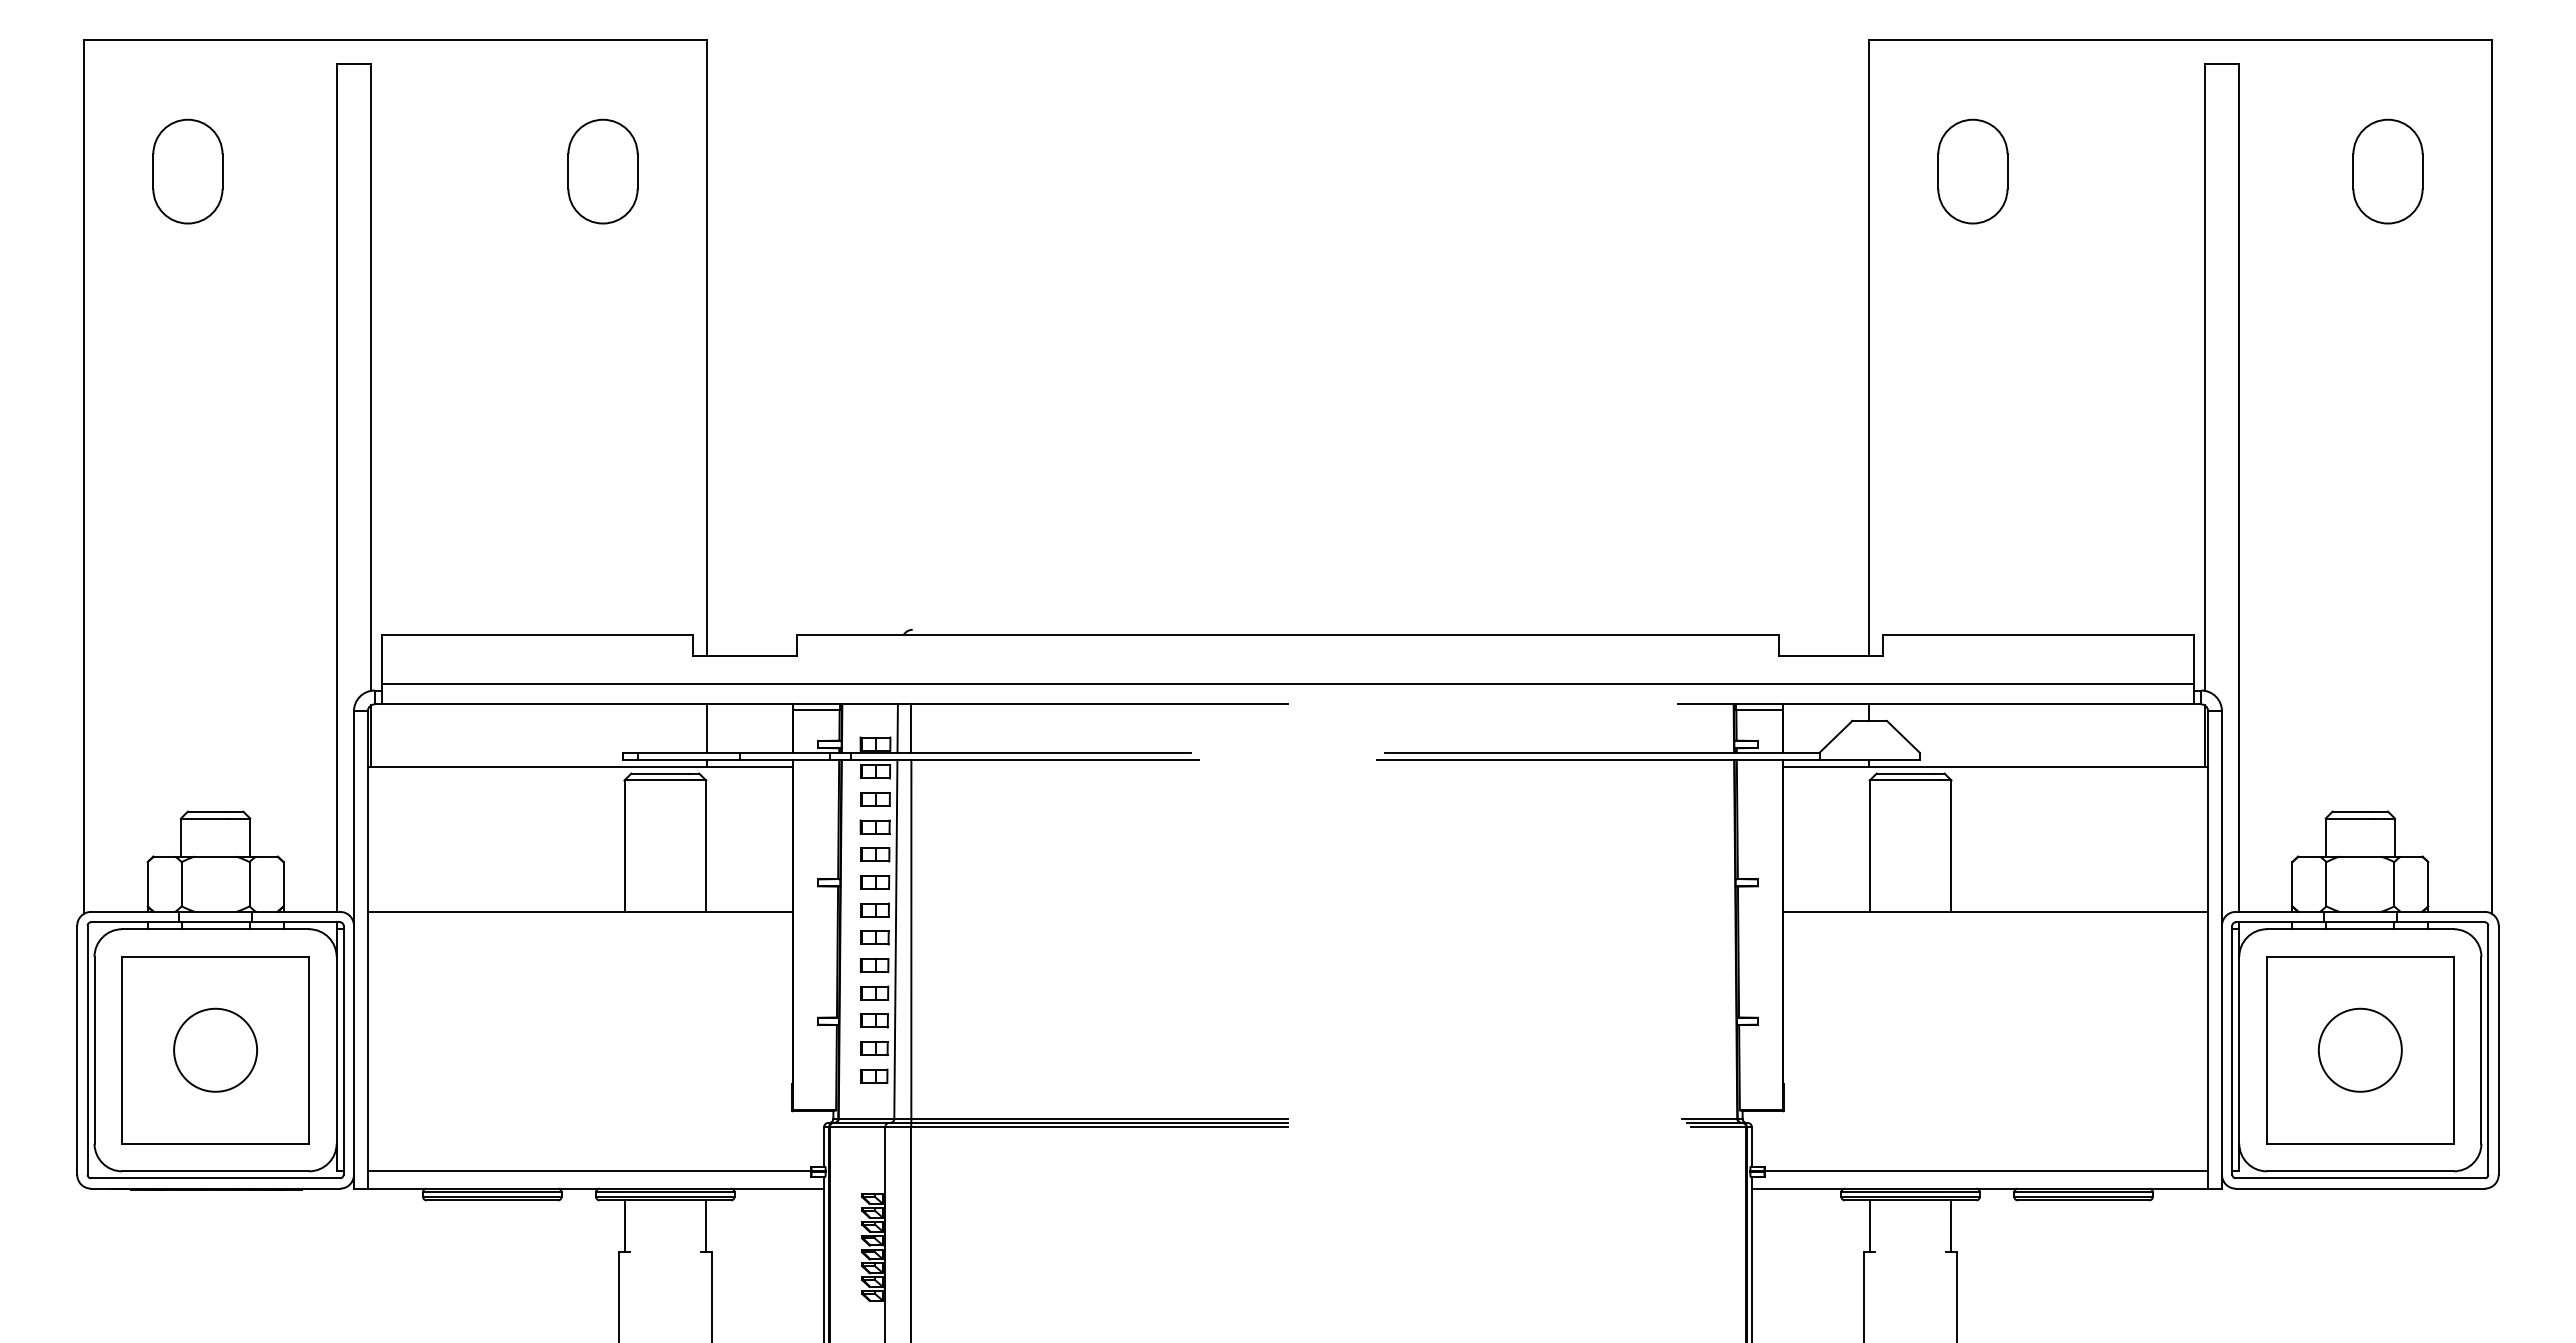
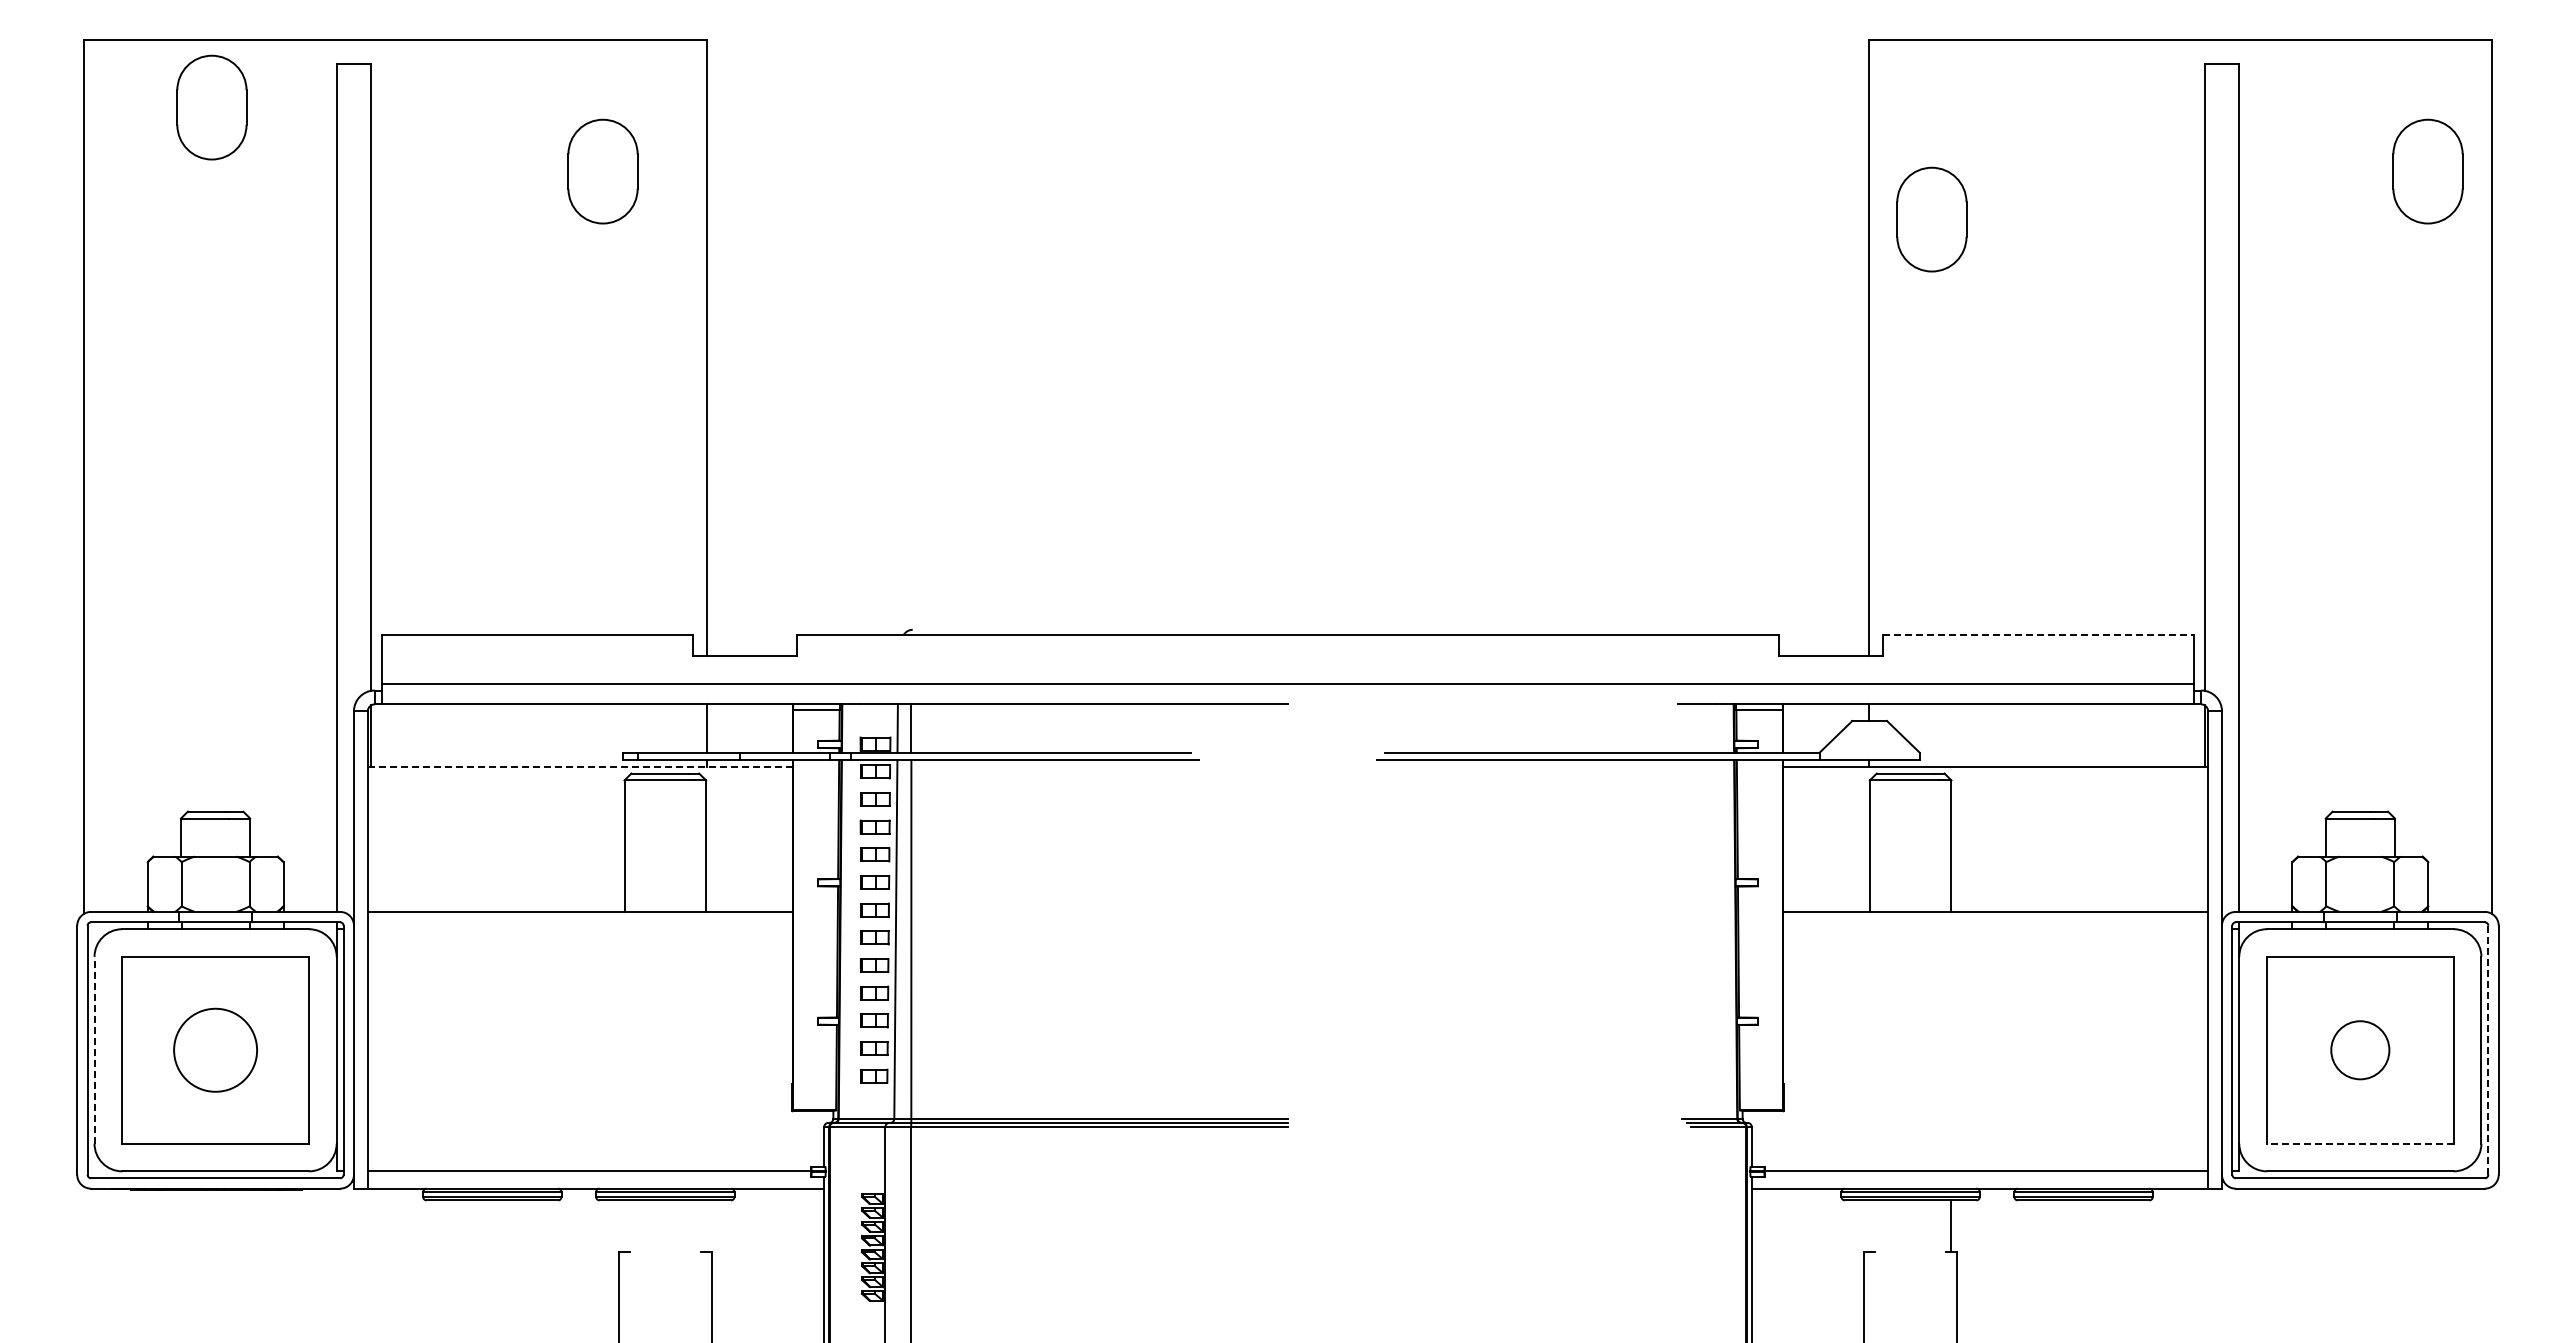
part position: (187, 171) -> (211, 107) (211, 107)
part position: (1972, 171) -> (1931, 219) (1931, 219)
part position: (2387, 171) -> (2427, 171) (2427, 171)
line: solid -> dashed (2038, 635)
line: solid -> dashed (580, 766)
line: solid -> dashed (94, 1049)
circle diameter: 83 px -> 58 px (2360, 1050)
line: solid -> dashed (2488, 1050)
line: solid -> dashed (2359, 1143)
line: present -> none (624, 1226)
line: present -> none (706, 1226)
line: present -> none (1869, 1226)
